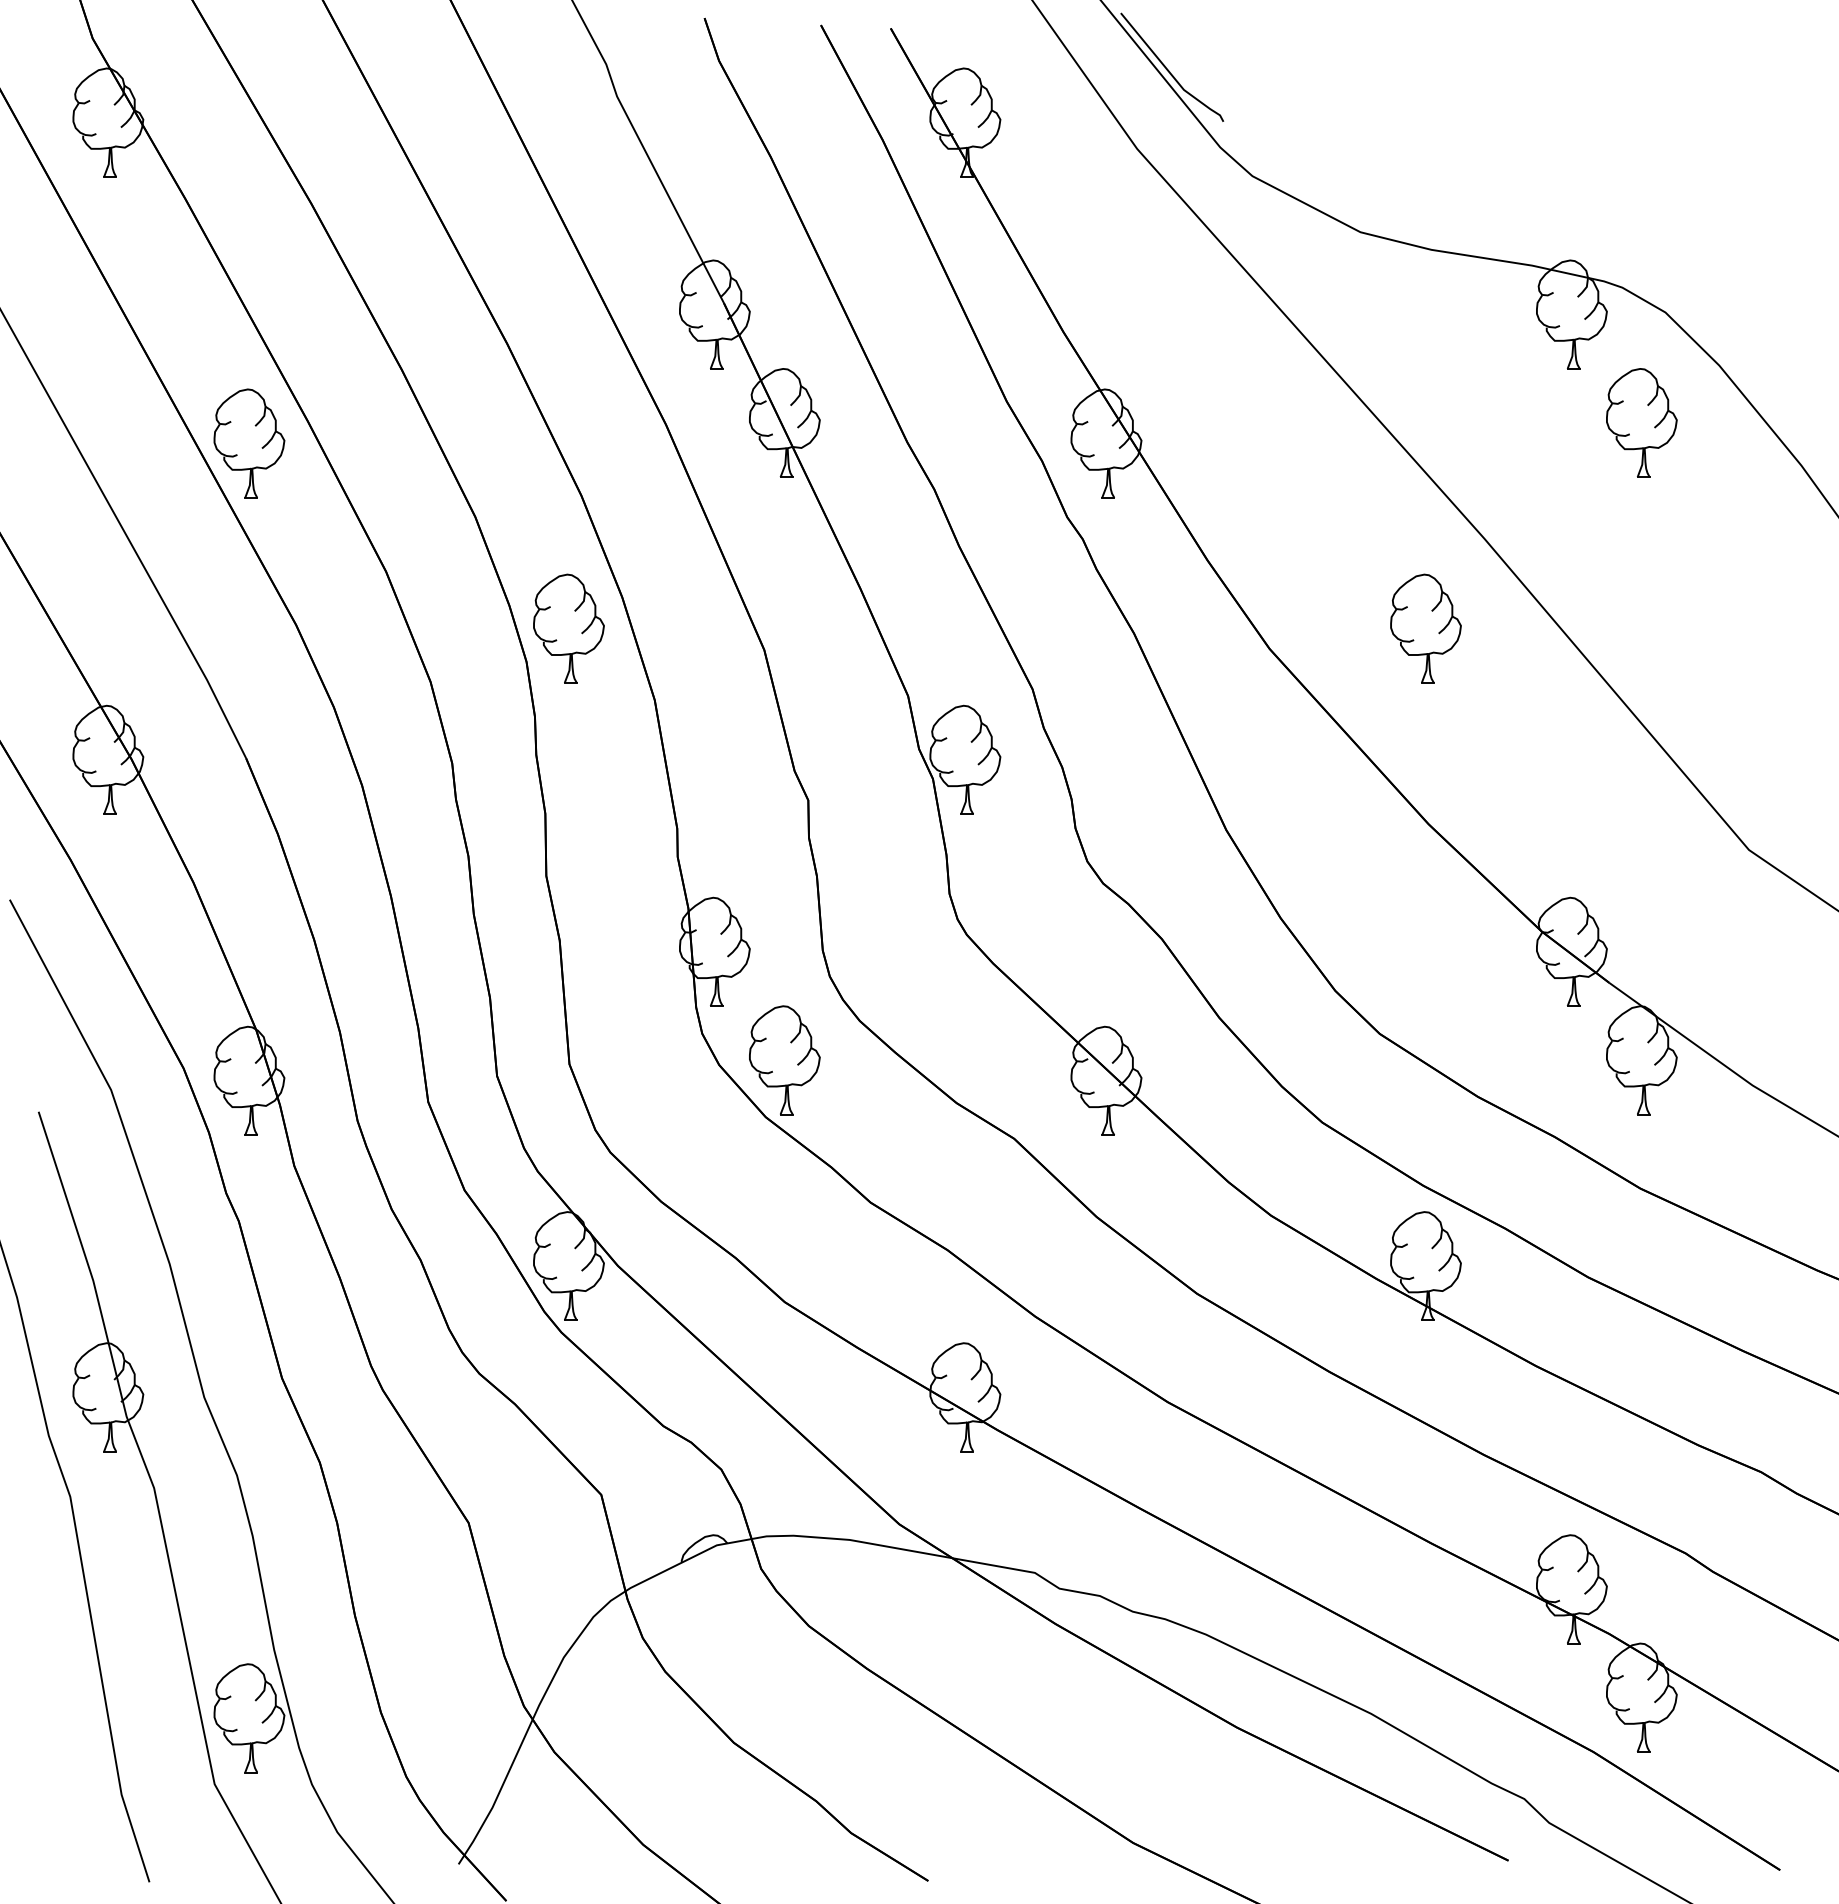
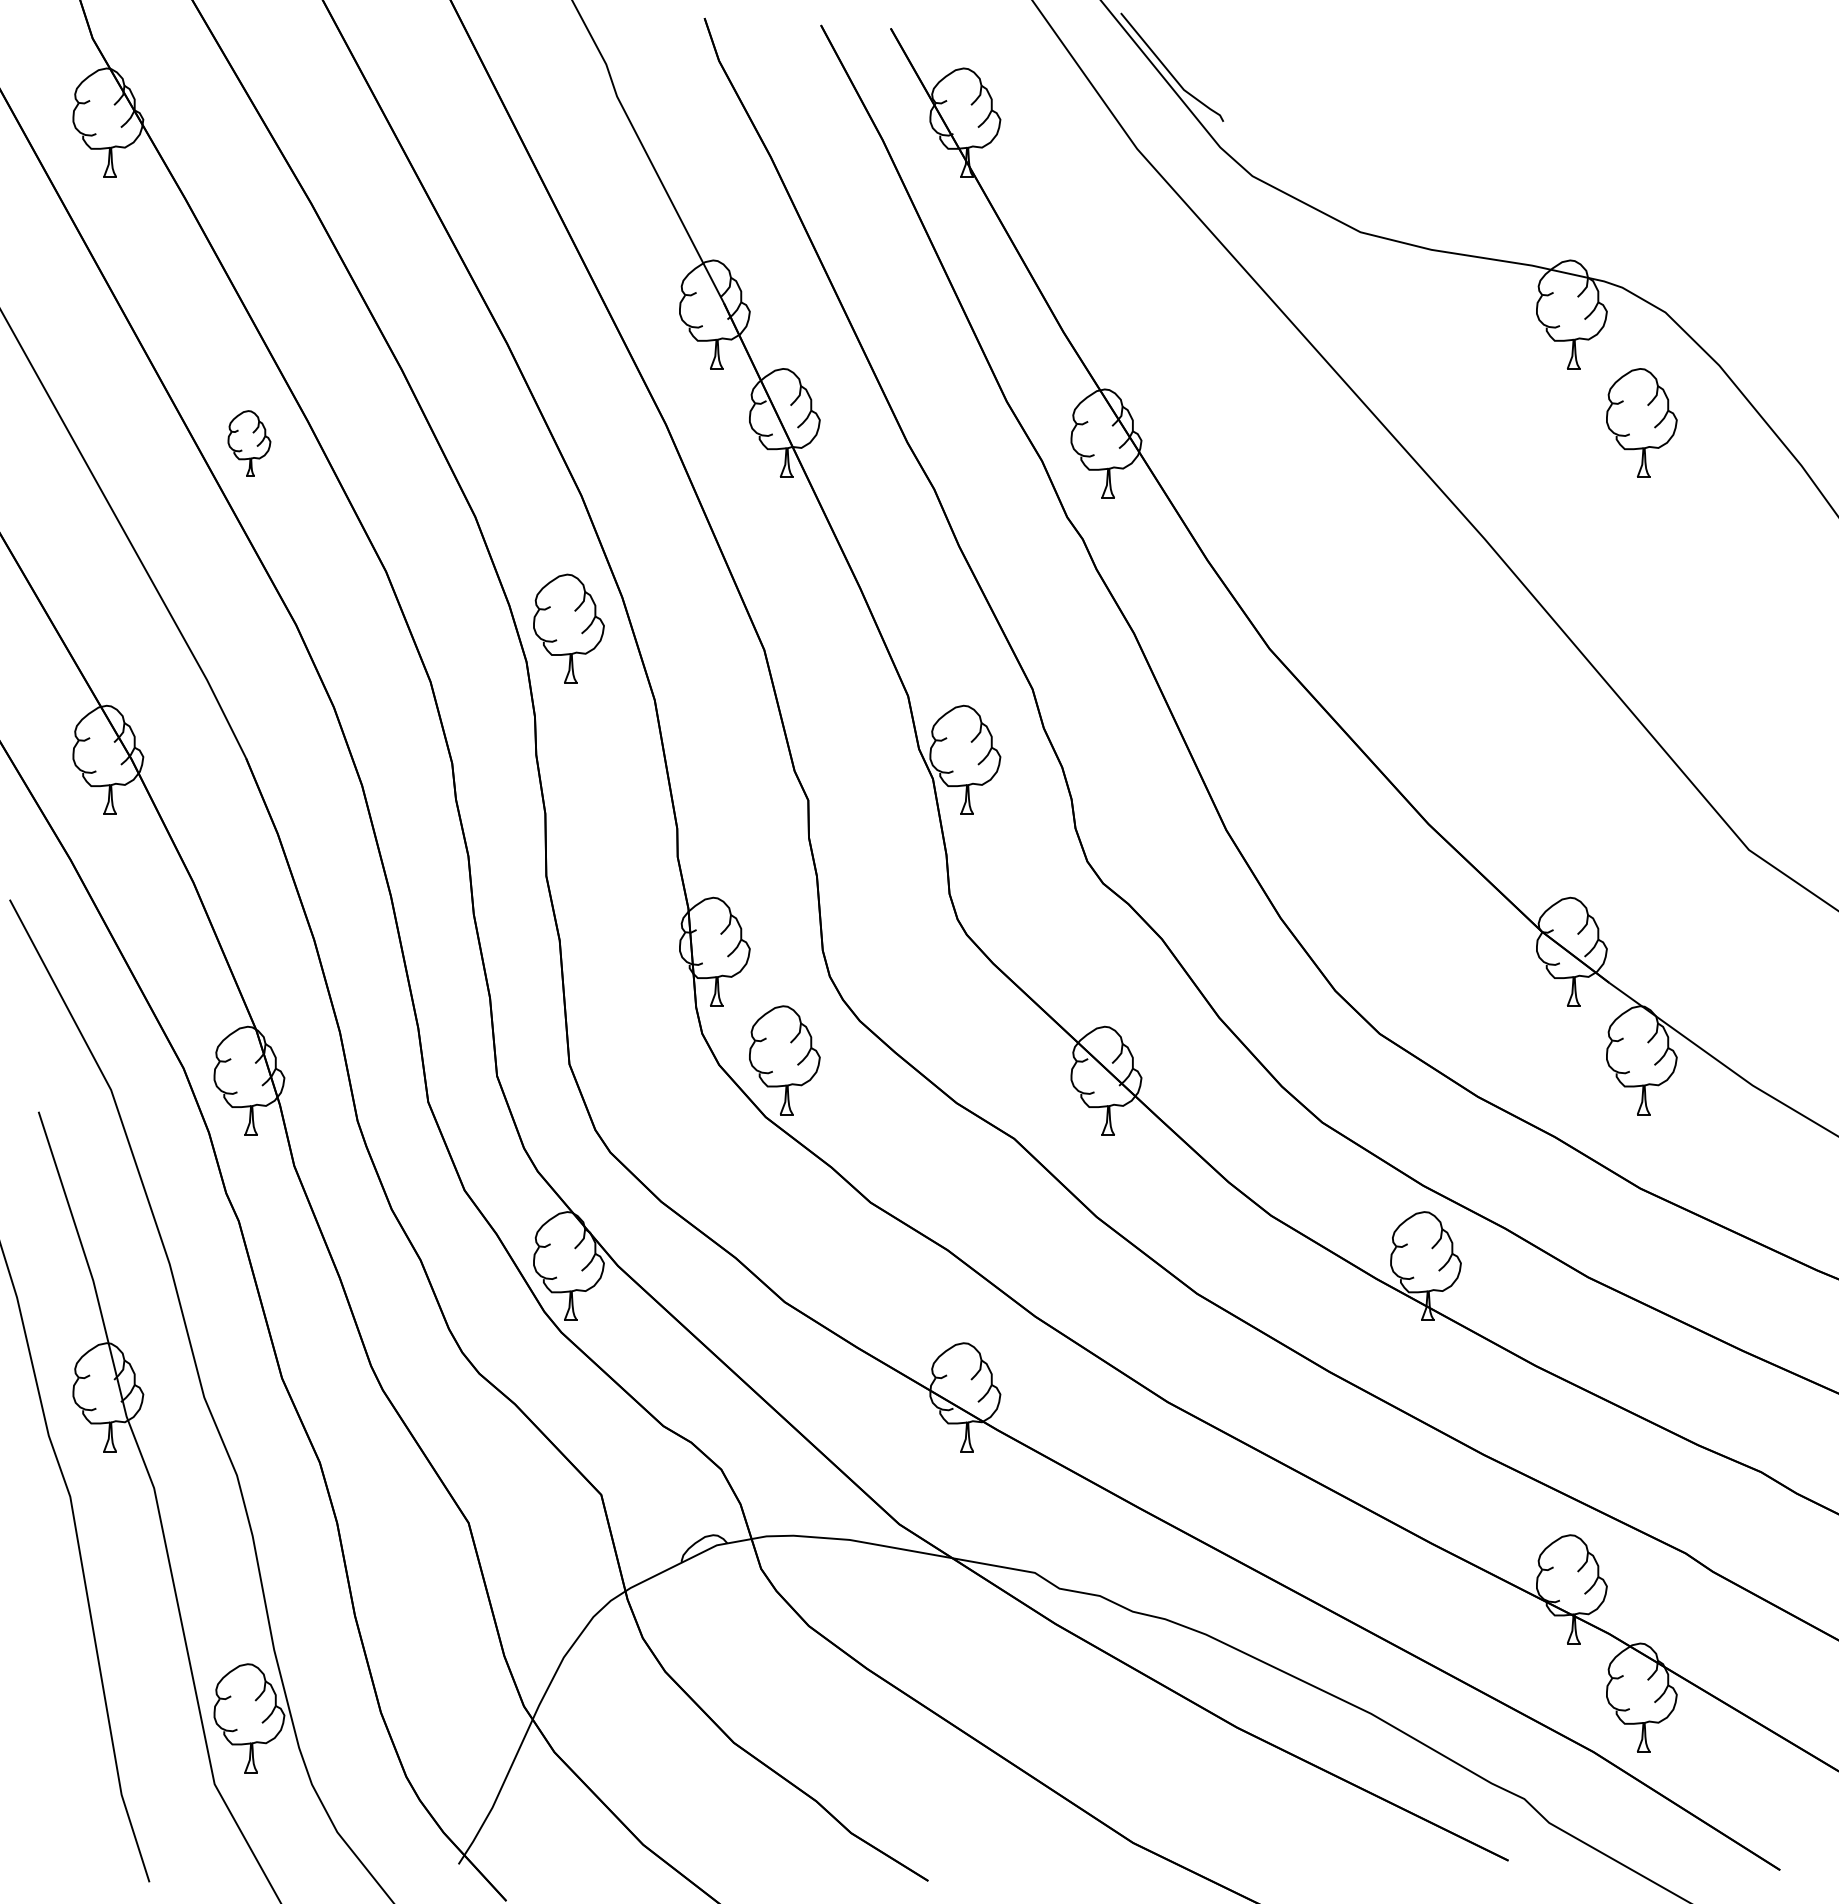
part size: 73x111 px -> 45x67 px (249, 443)
part: present -> none (1425, 628)
